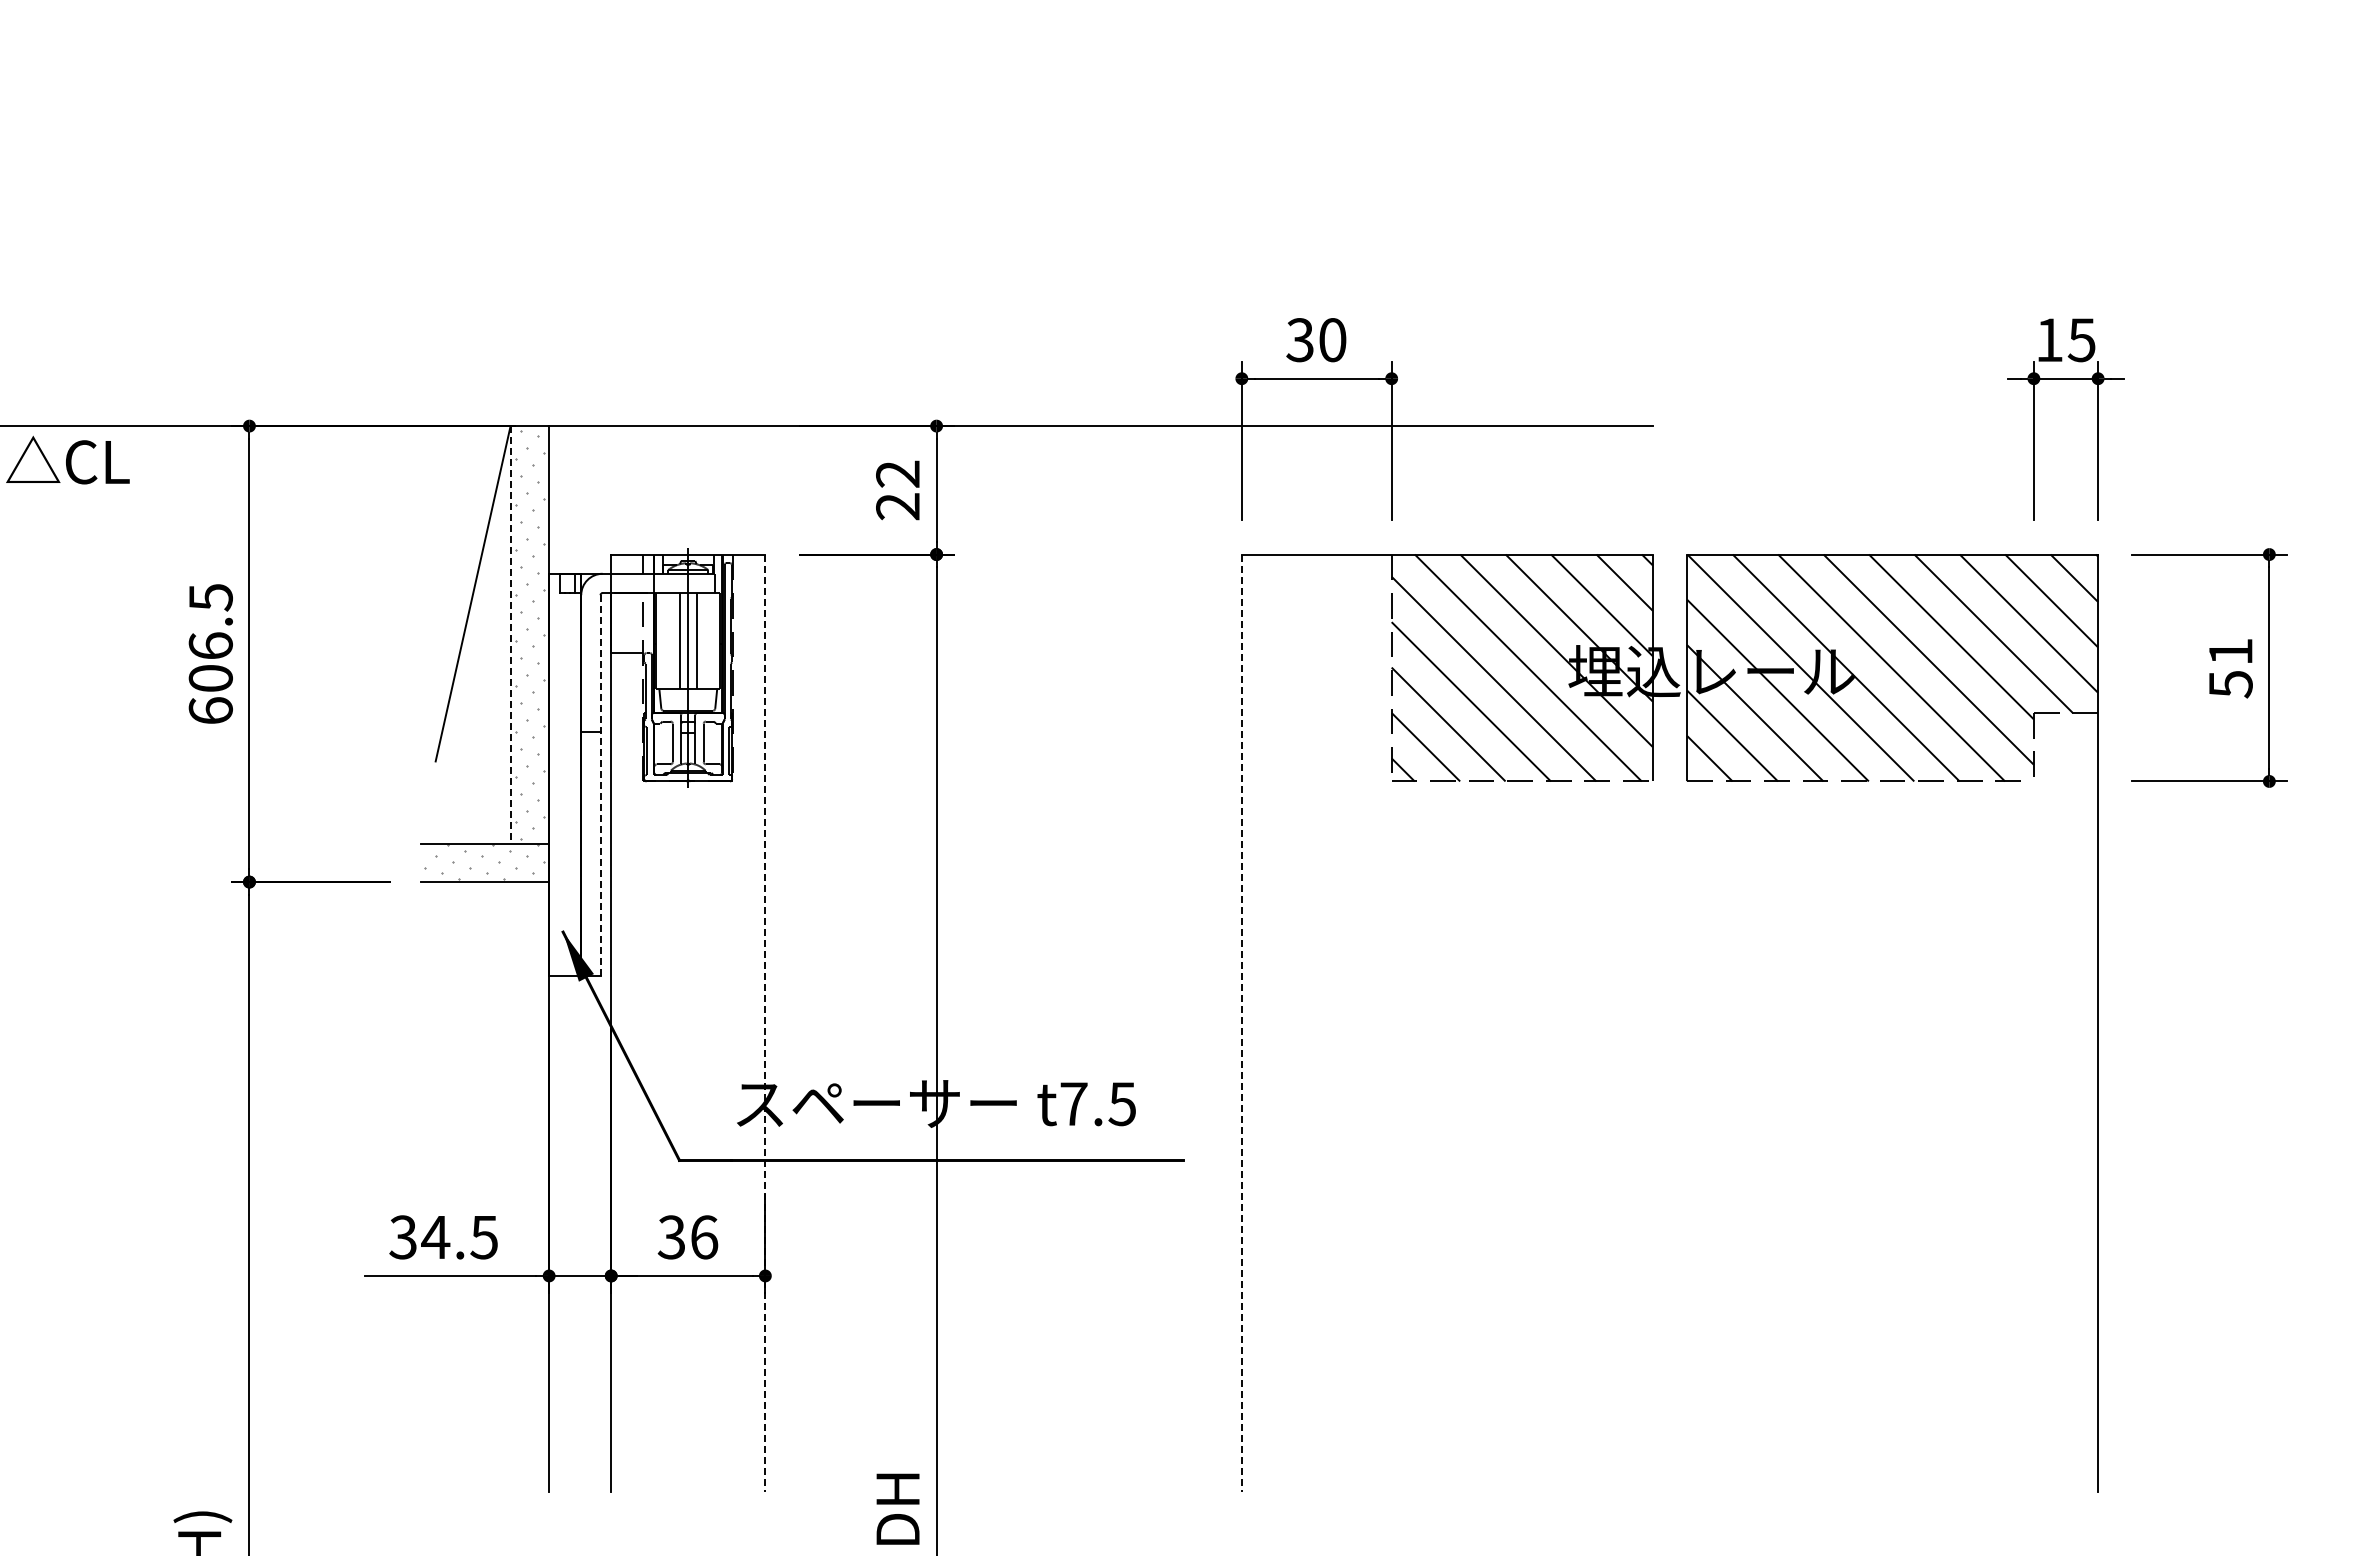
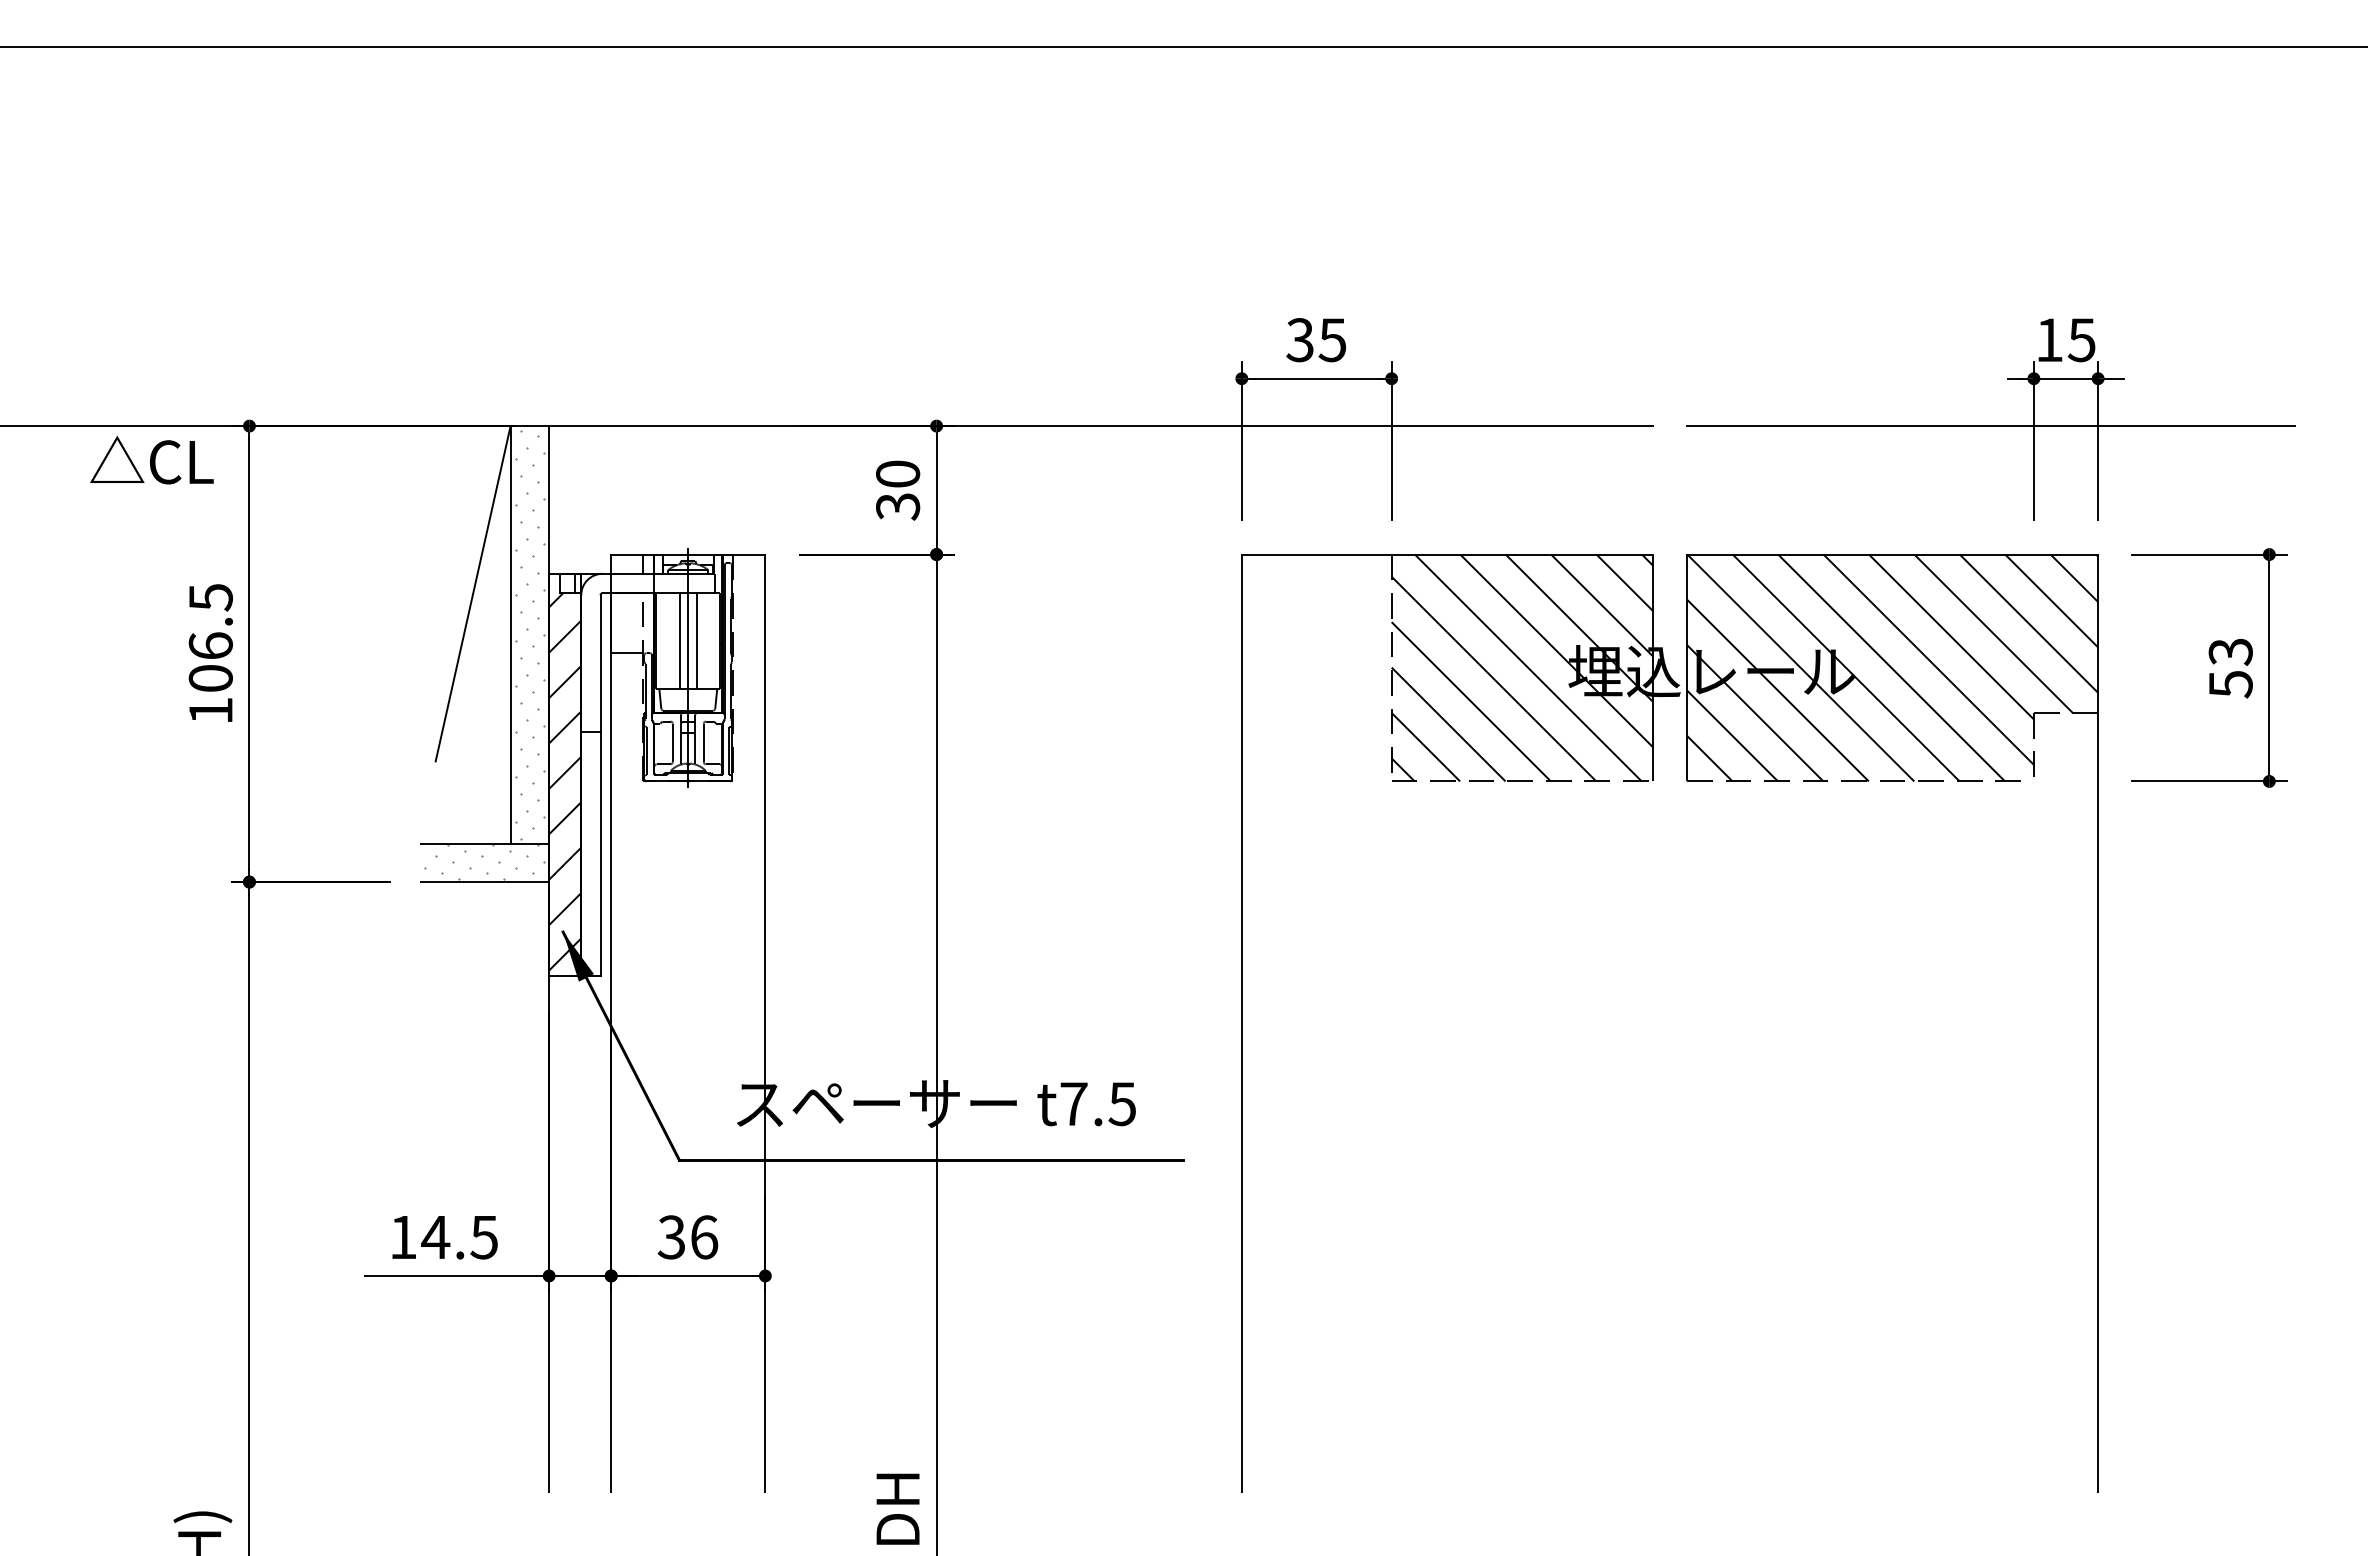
line: none -> present (1183, 46)
text: 30 -> 35 (1332, 340)
line: none -> present (1991, 426)
text position: (67, 459) -> (151, 459) (151, 459)
text: 22 -> 30 (898, 490)
line: dashed -> solid (510, 634)
text: 51 -> 53 (2230, 651)
text: 606.5 -> 106.5 (210, 710)
hatch: none -> present (565, 781)
line: dashed -> solid (600, 785)
line: dashed -> solid (765, 1023)
line: dashed -> solid (1241, 1023)
text: 34.5 -> 14.5 (402, 1237)
